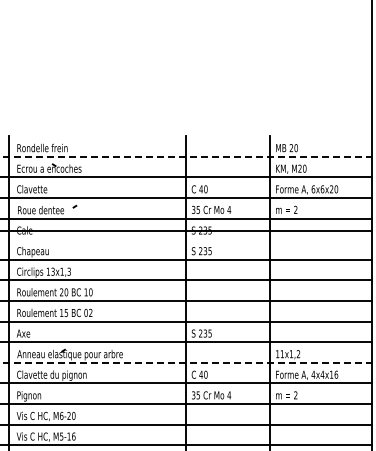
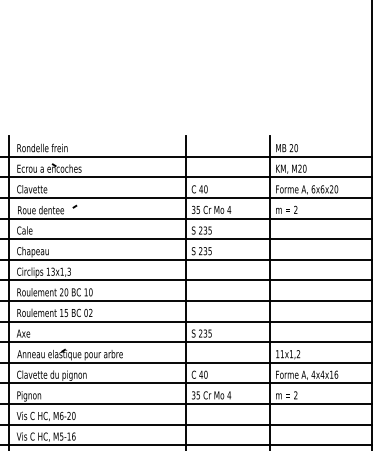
line: dashed -> solid (185, 156)
line position: (186, 231) -> (186, 239) (186, 239)
line: dashed -> solid (185, 362)
